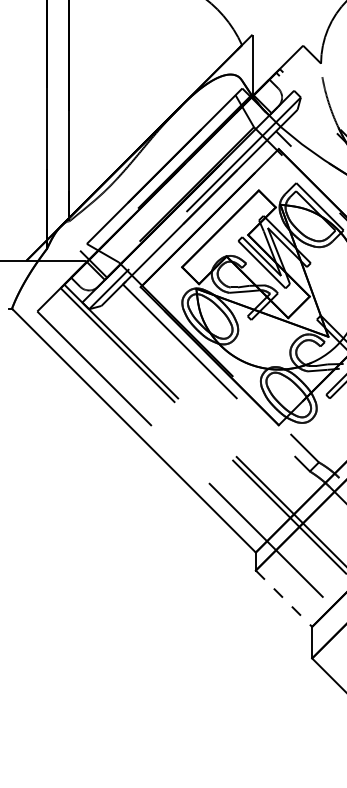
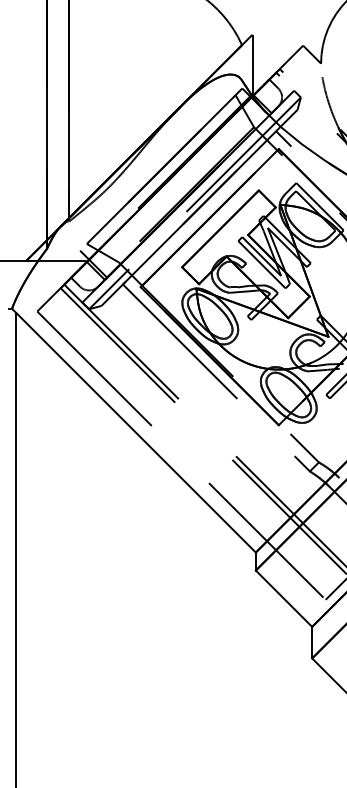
line: none -> present (16, 548)
line: none -> present (334, 590)
line: dashed -> solid (284, 598)
